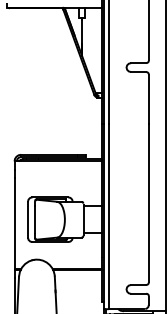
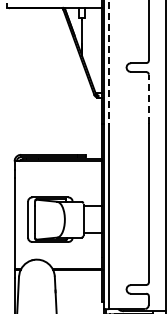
line: solid -> dashed (108, 61)
line: solid -> dashed (148, 99)
